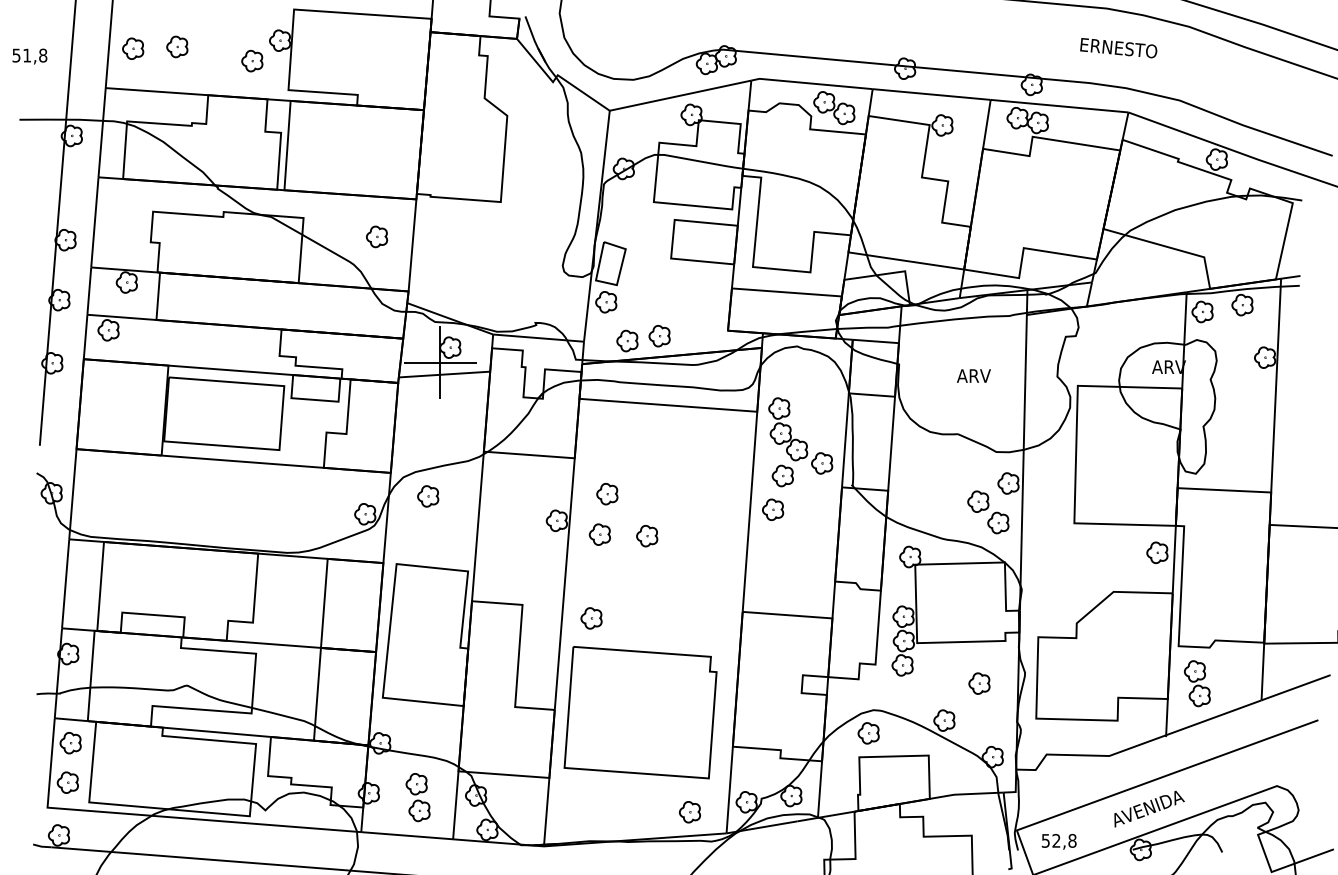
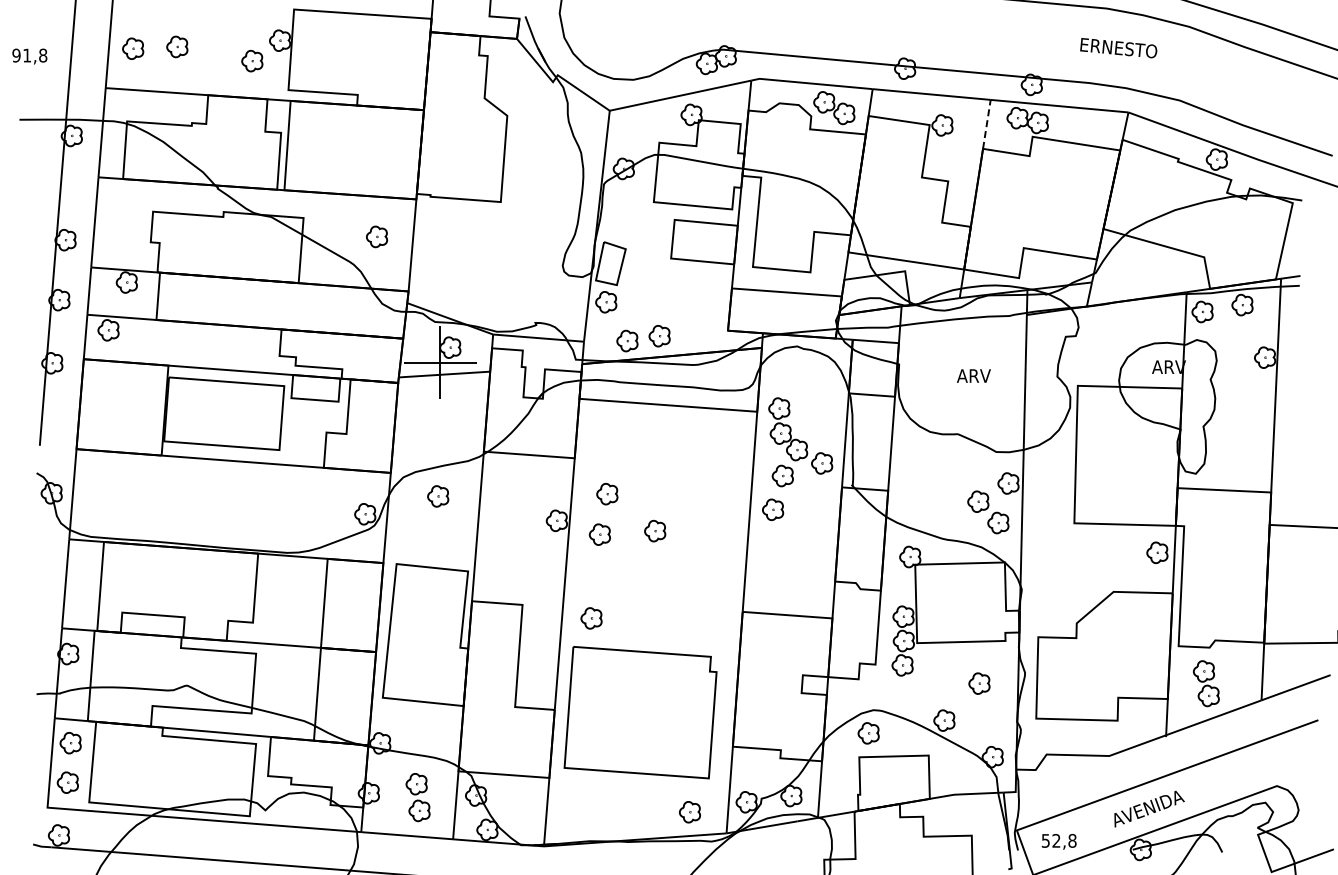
text: 51,8 -> 91,8 (16, 55)
line: solid -> dashed (986, 124)
part position: (428, 496) -> (438, 496) (438, 496)
part position: (647, 536) -> (655, 531) (655, 531)
part position: (1196, 683) -> (1205, 683) (1205, 683)
